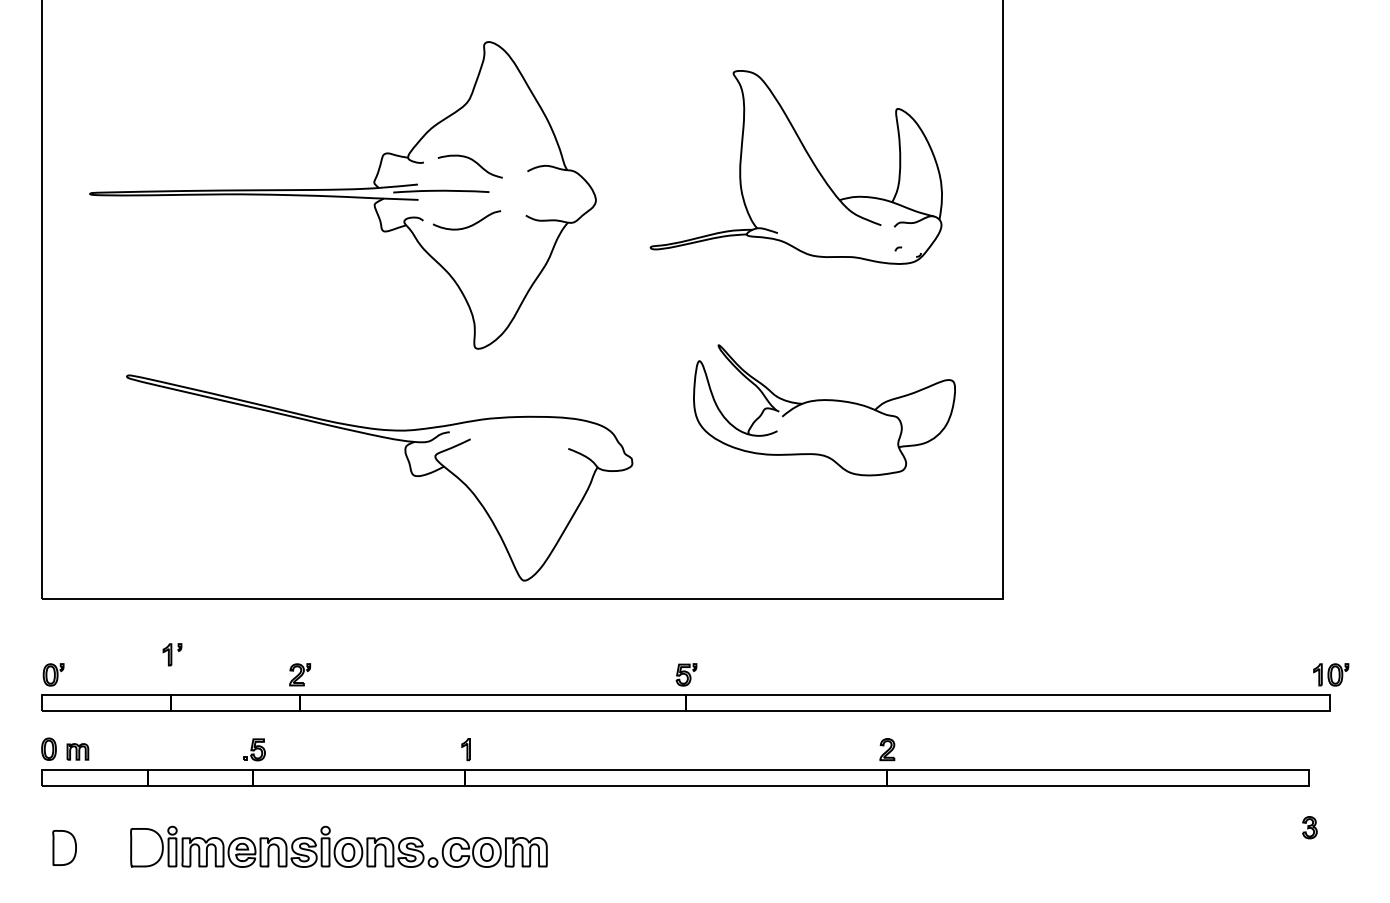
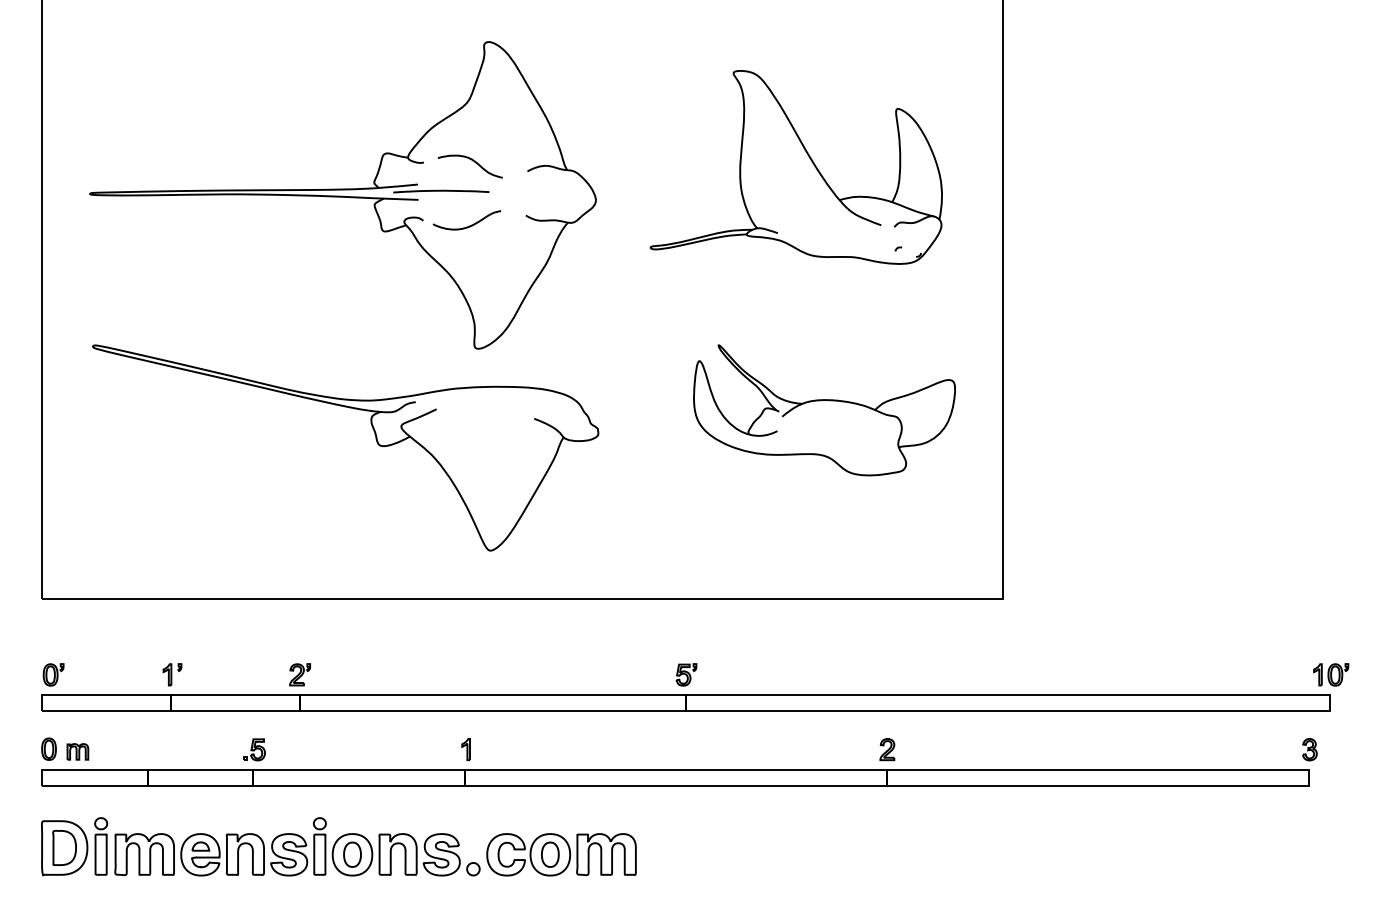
part position: (409, 469) -> (375, 439) (375, 439)
part position: (172, 654) -> (172, 674) (172, 674)
part position: (1309, 827) -> (1309, 749) (1309, 749)
part size: 418x43 px -> 596x60 px (338, 846)
